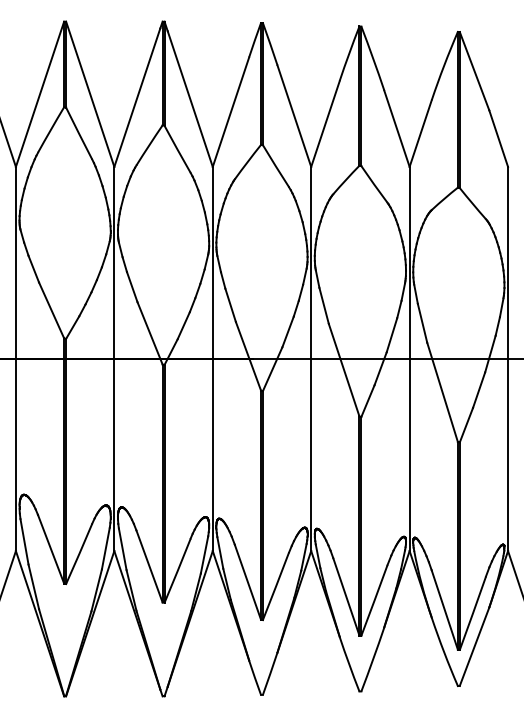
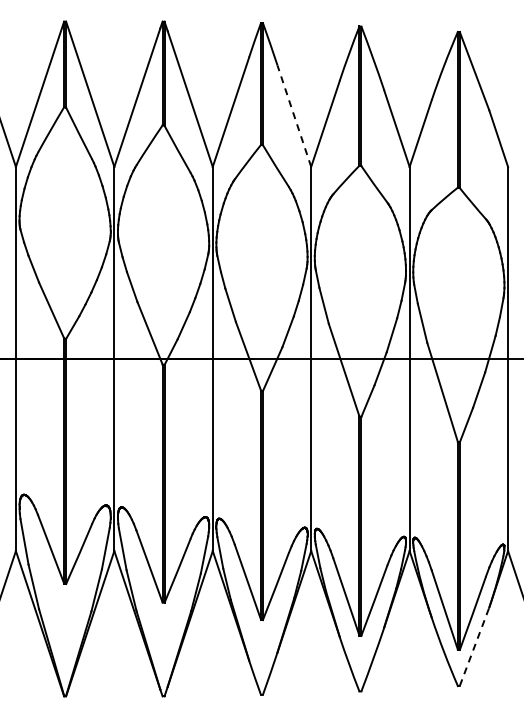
line: solid -> dashed (294, 115)
line: solid -> dashed (474, 646)
